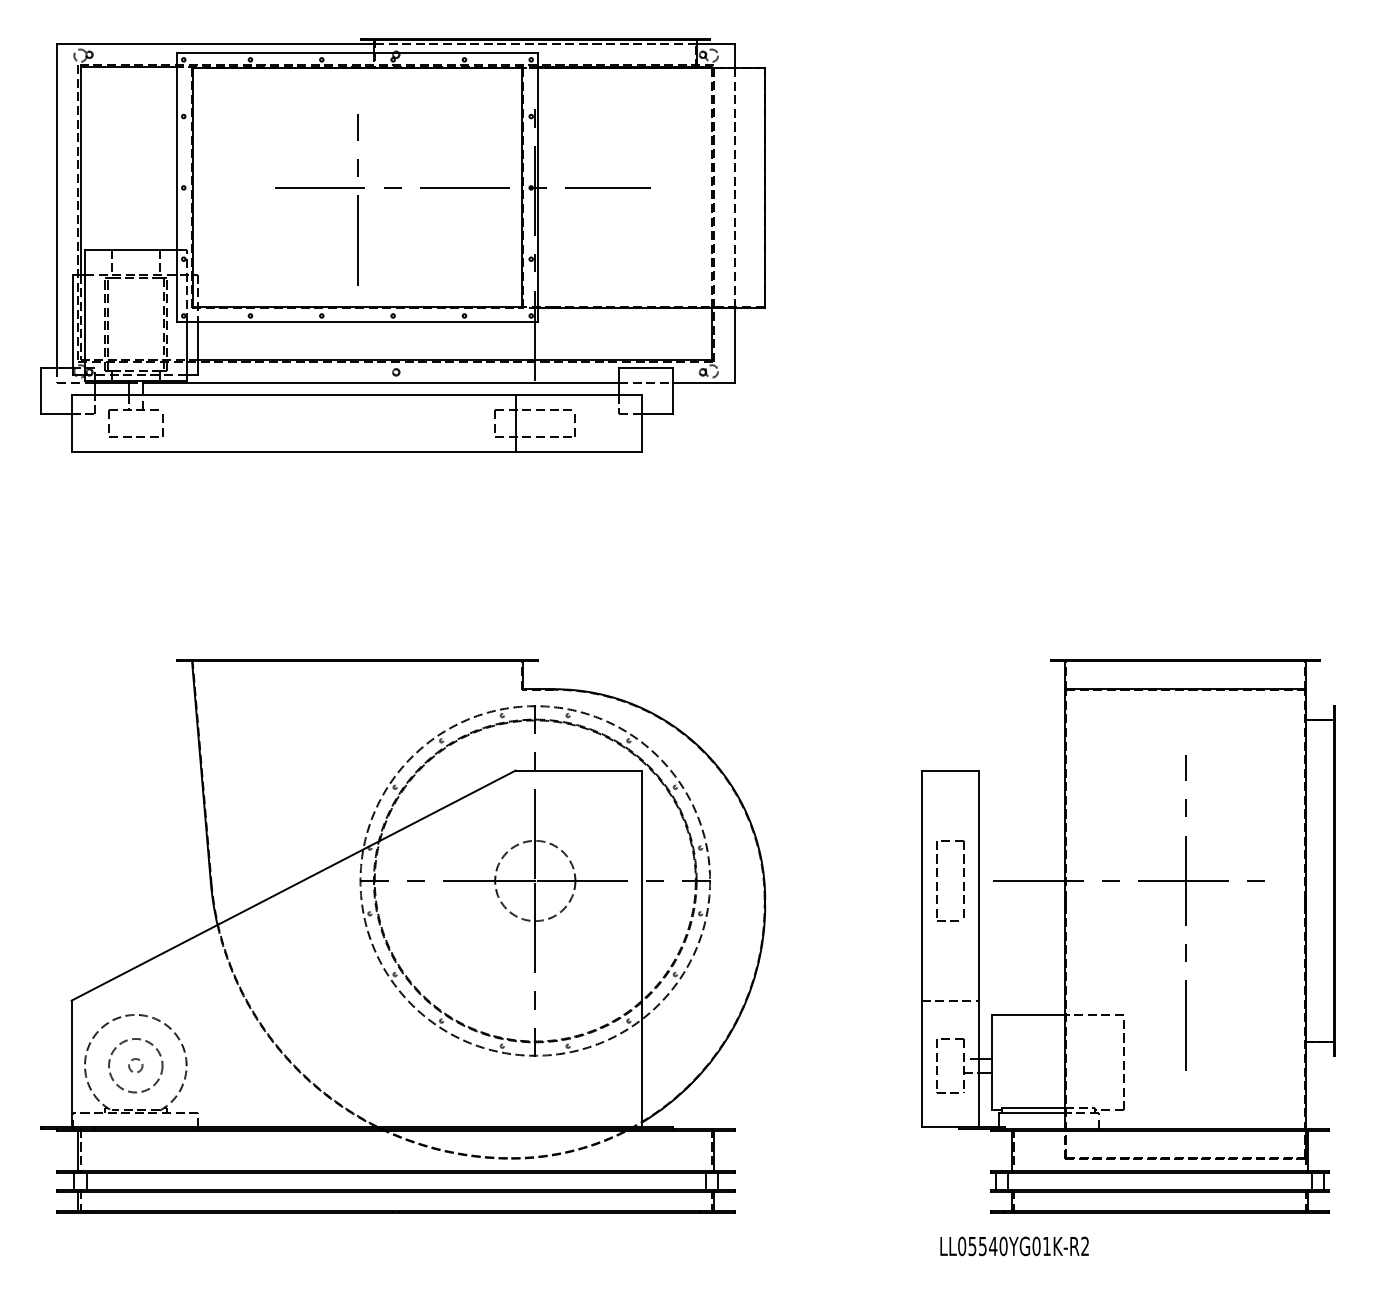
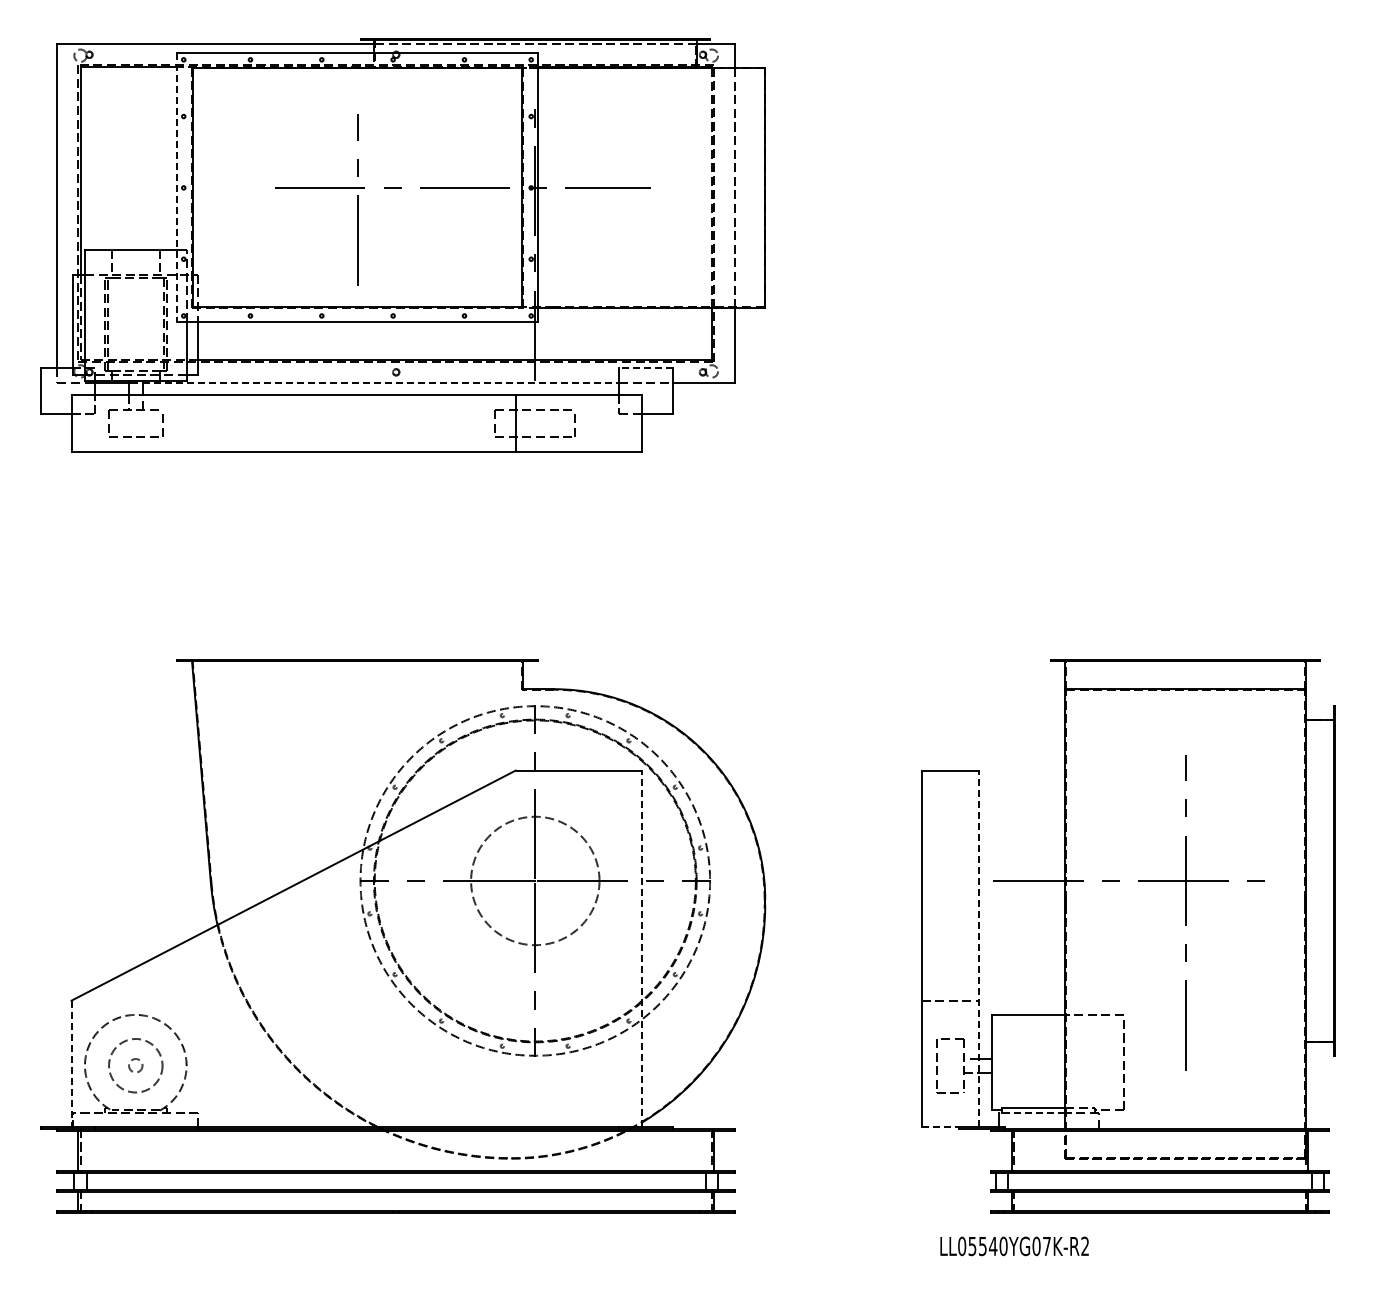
line: solid -> dashed (177, 188)
line: solid -> dashed (645, 368)
line: solid -> dashed (381, 383)
circle diameter: 80 px -> 128 px (535, 880)
part: present -> none (937, 882)
line: solid -> dashed (642, 948)
line: solid -> dashed (978, 948)
line: solid -> dashed (71, 1064)
line: solid -> dashed (1031, 1112)
line: solid -> dashed (940, 1127)
text: LL05540YG01K-R2 -> LL05540YG07K-R2 (1046, 1246)
